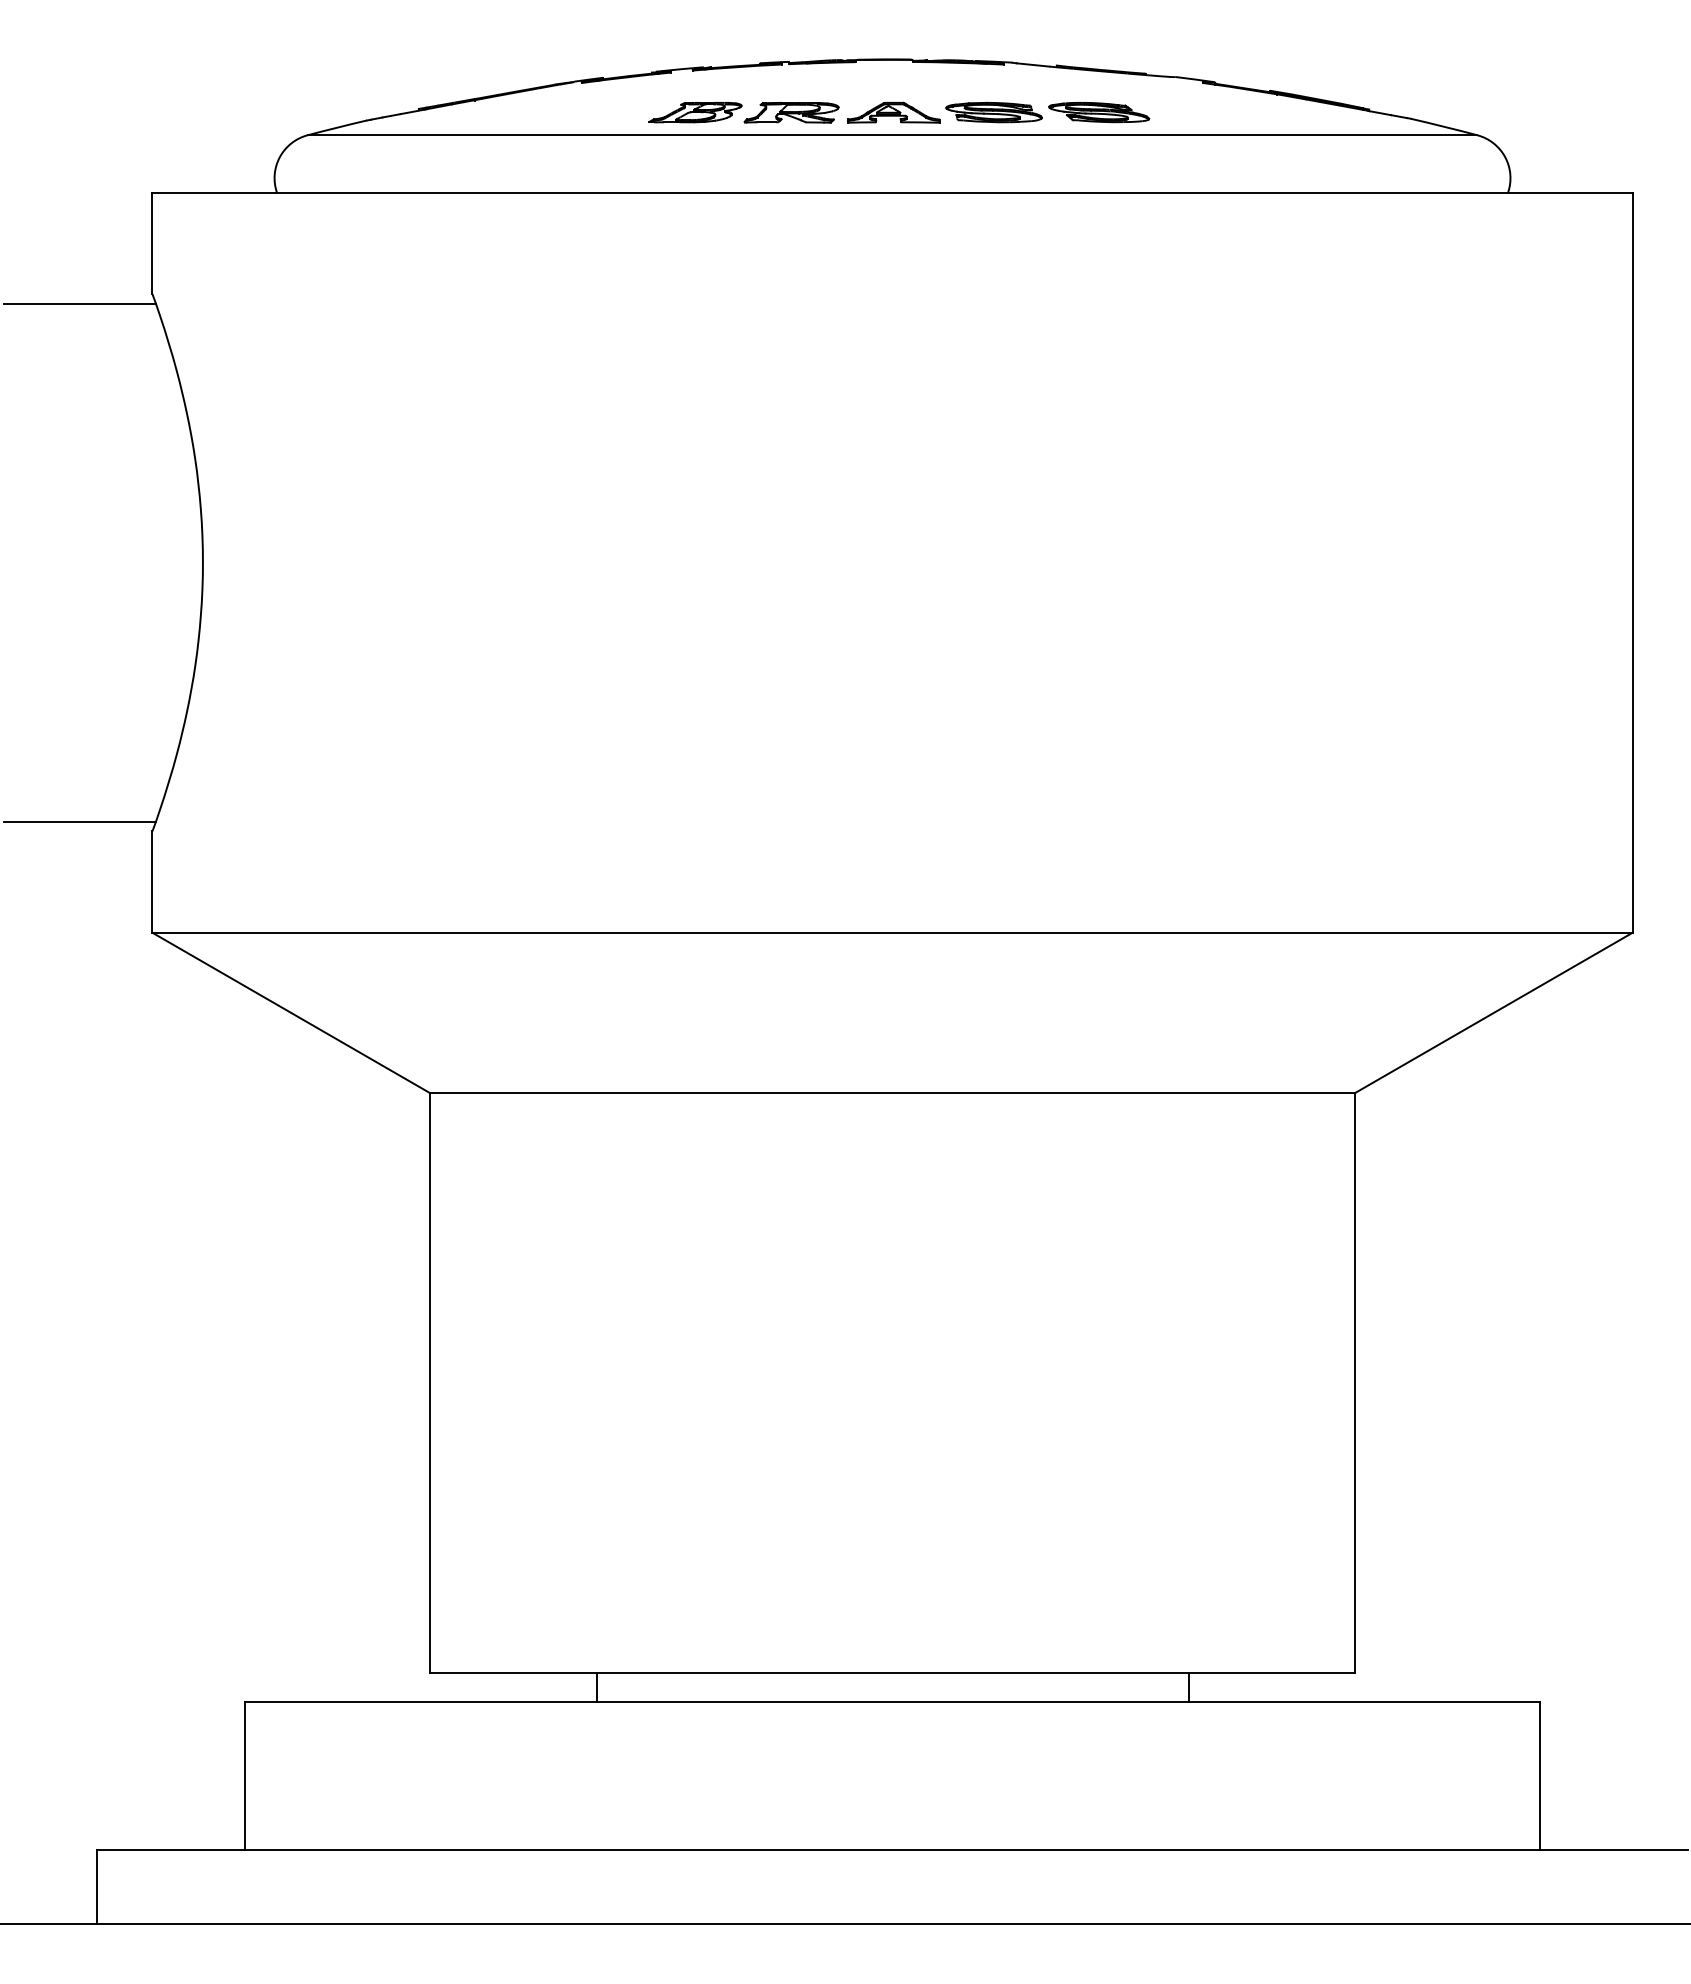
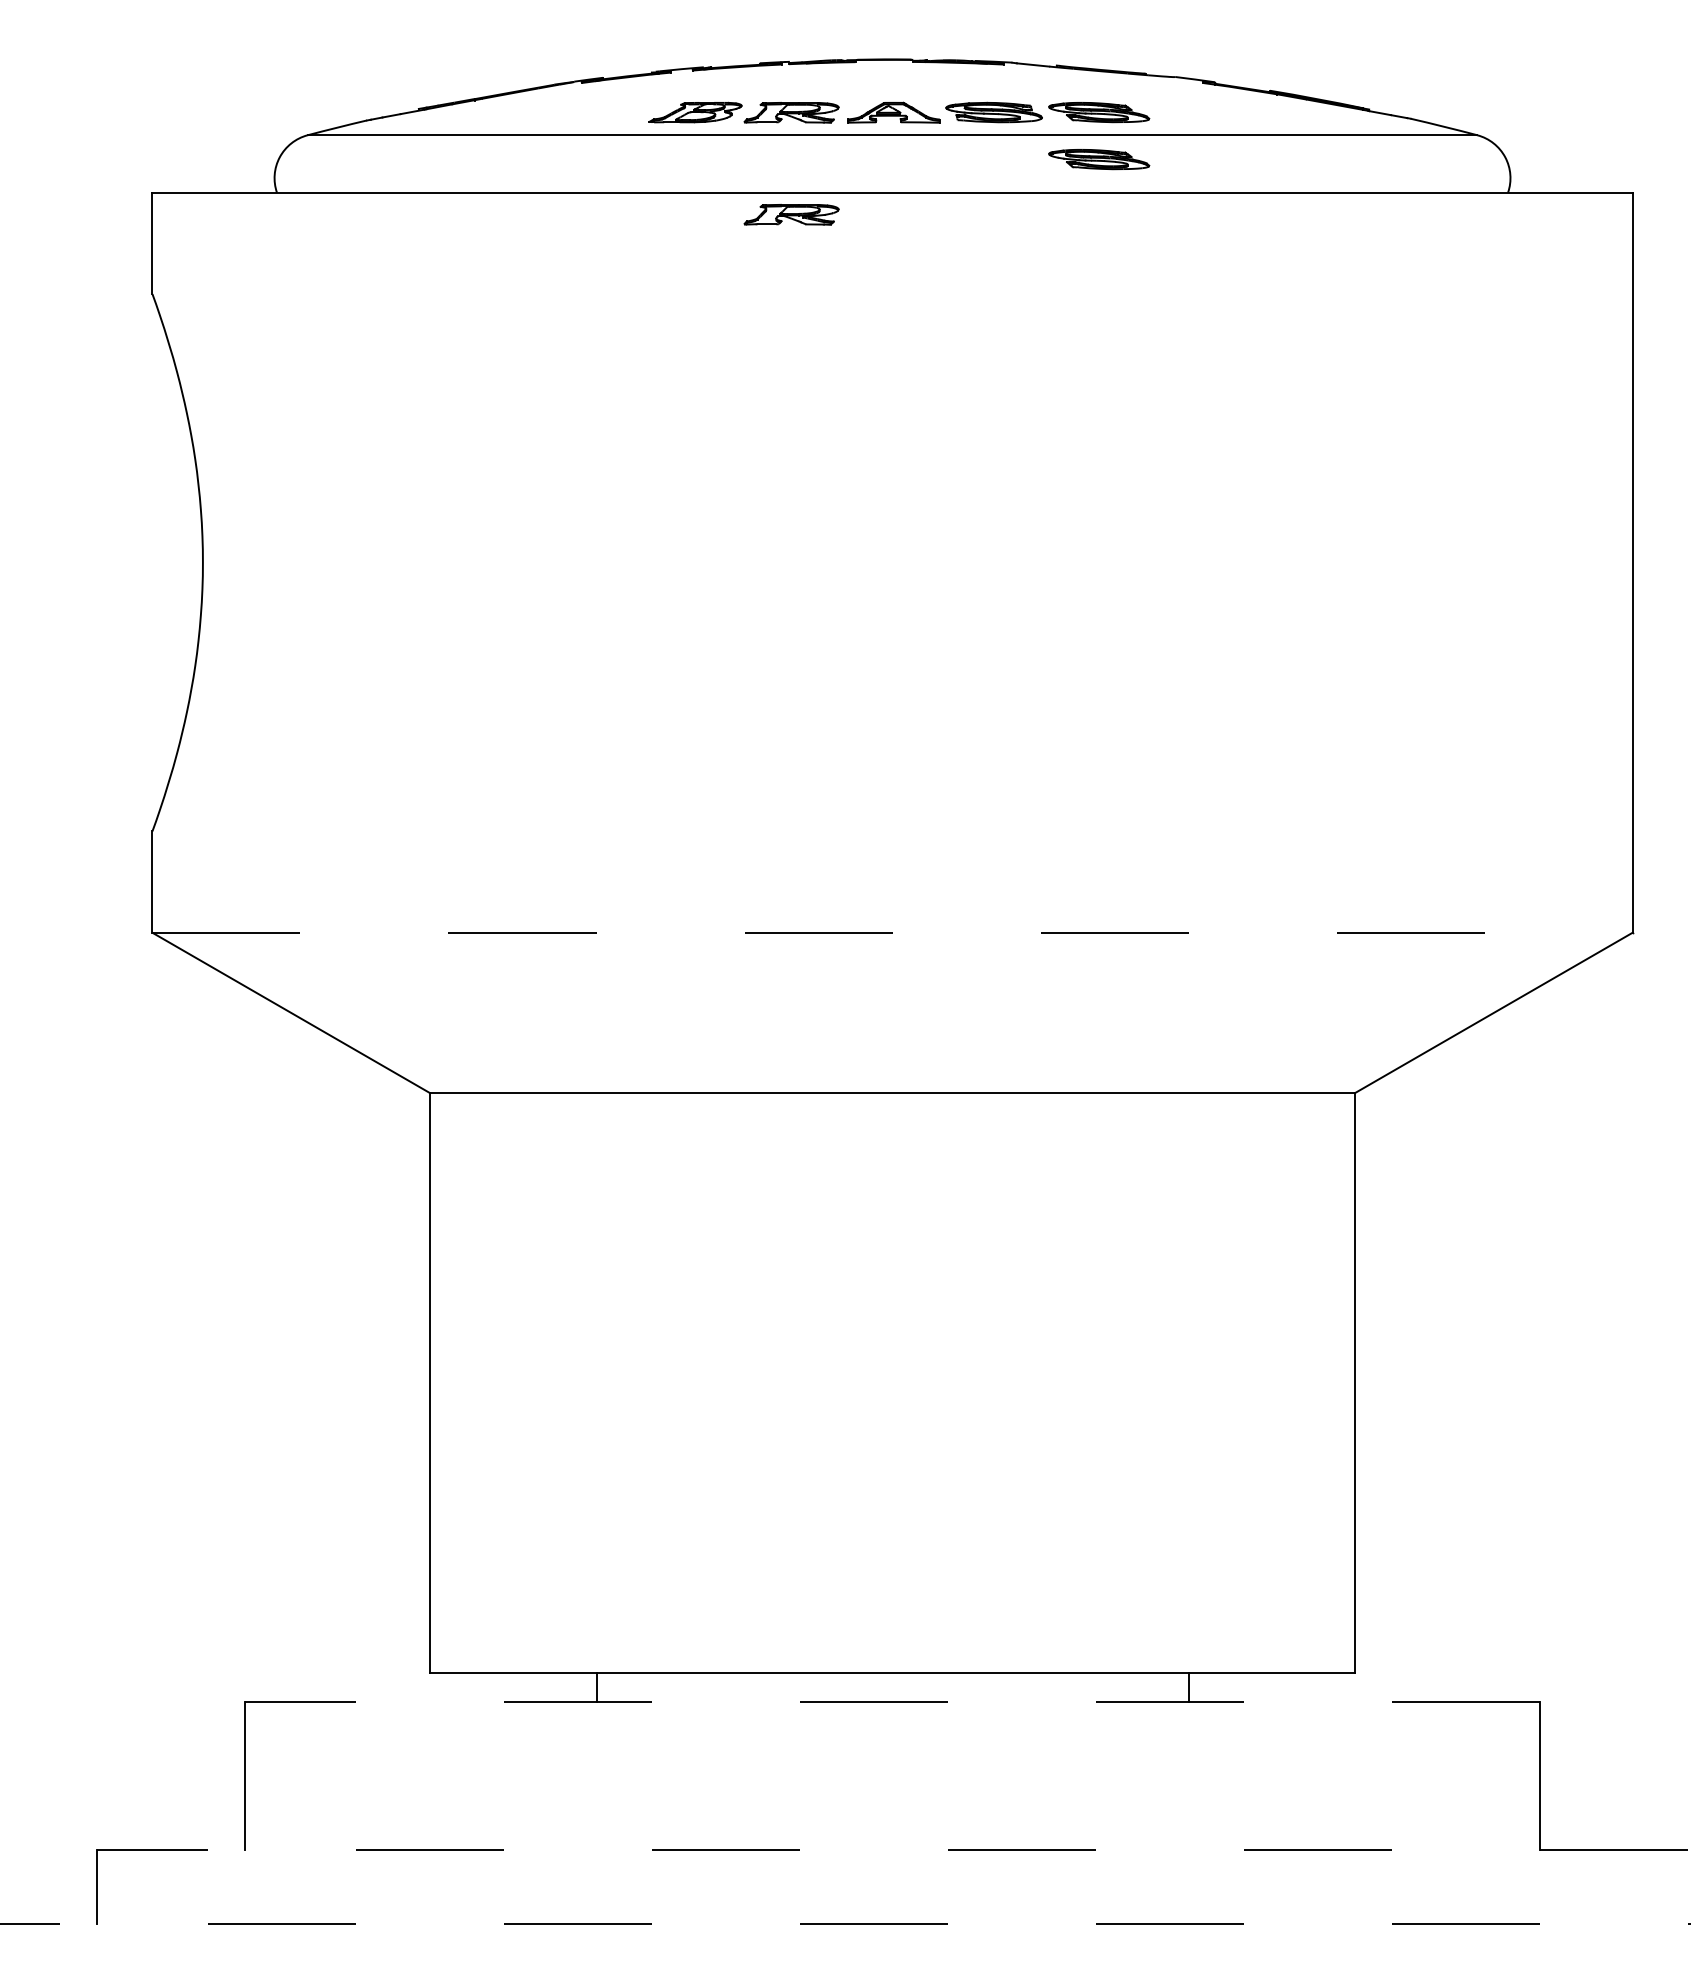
part: none -> present (1099, 159)
part: none -> present (791, 214)
line: present -> none (79, 303)
line: present -> none (79, 821)
line: solid -> dashed (893, 932)
line: solid -> dashed (892, 1702)
line: solid -> dashed (892, 1850)
line: solid -> dashed (845, 1924)
